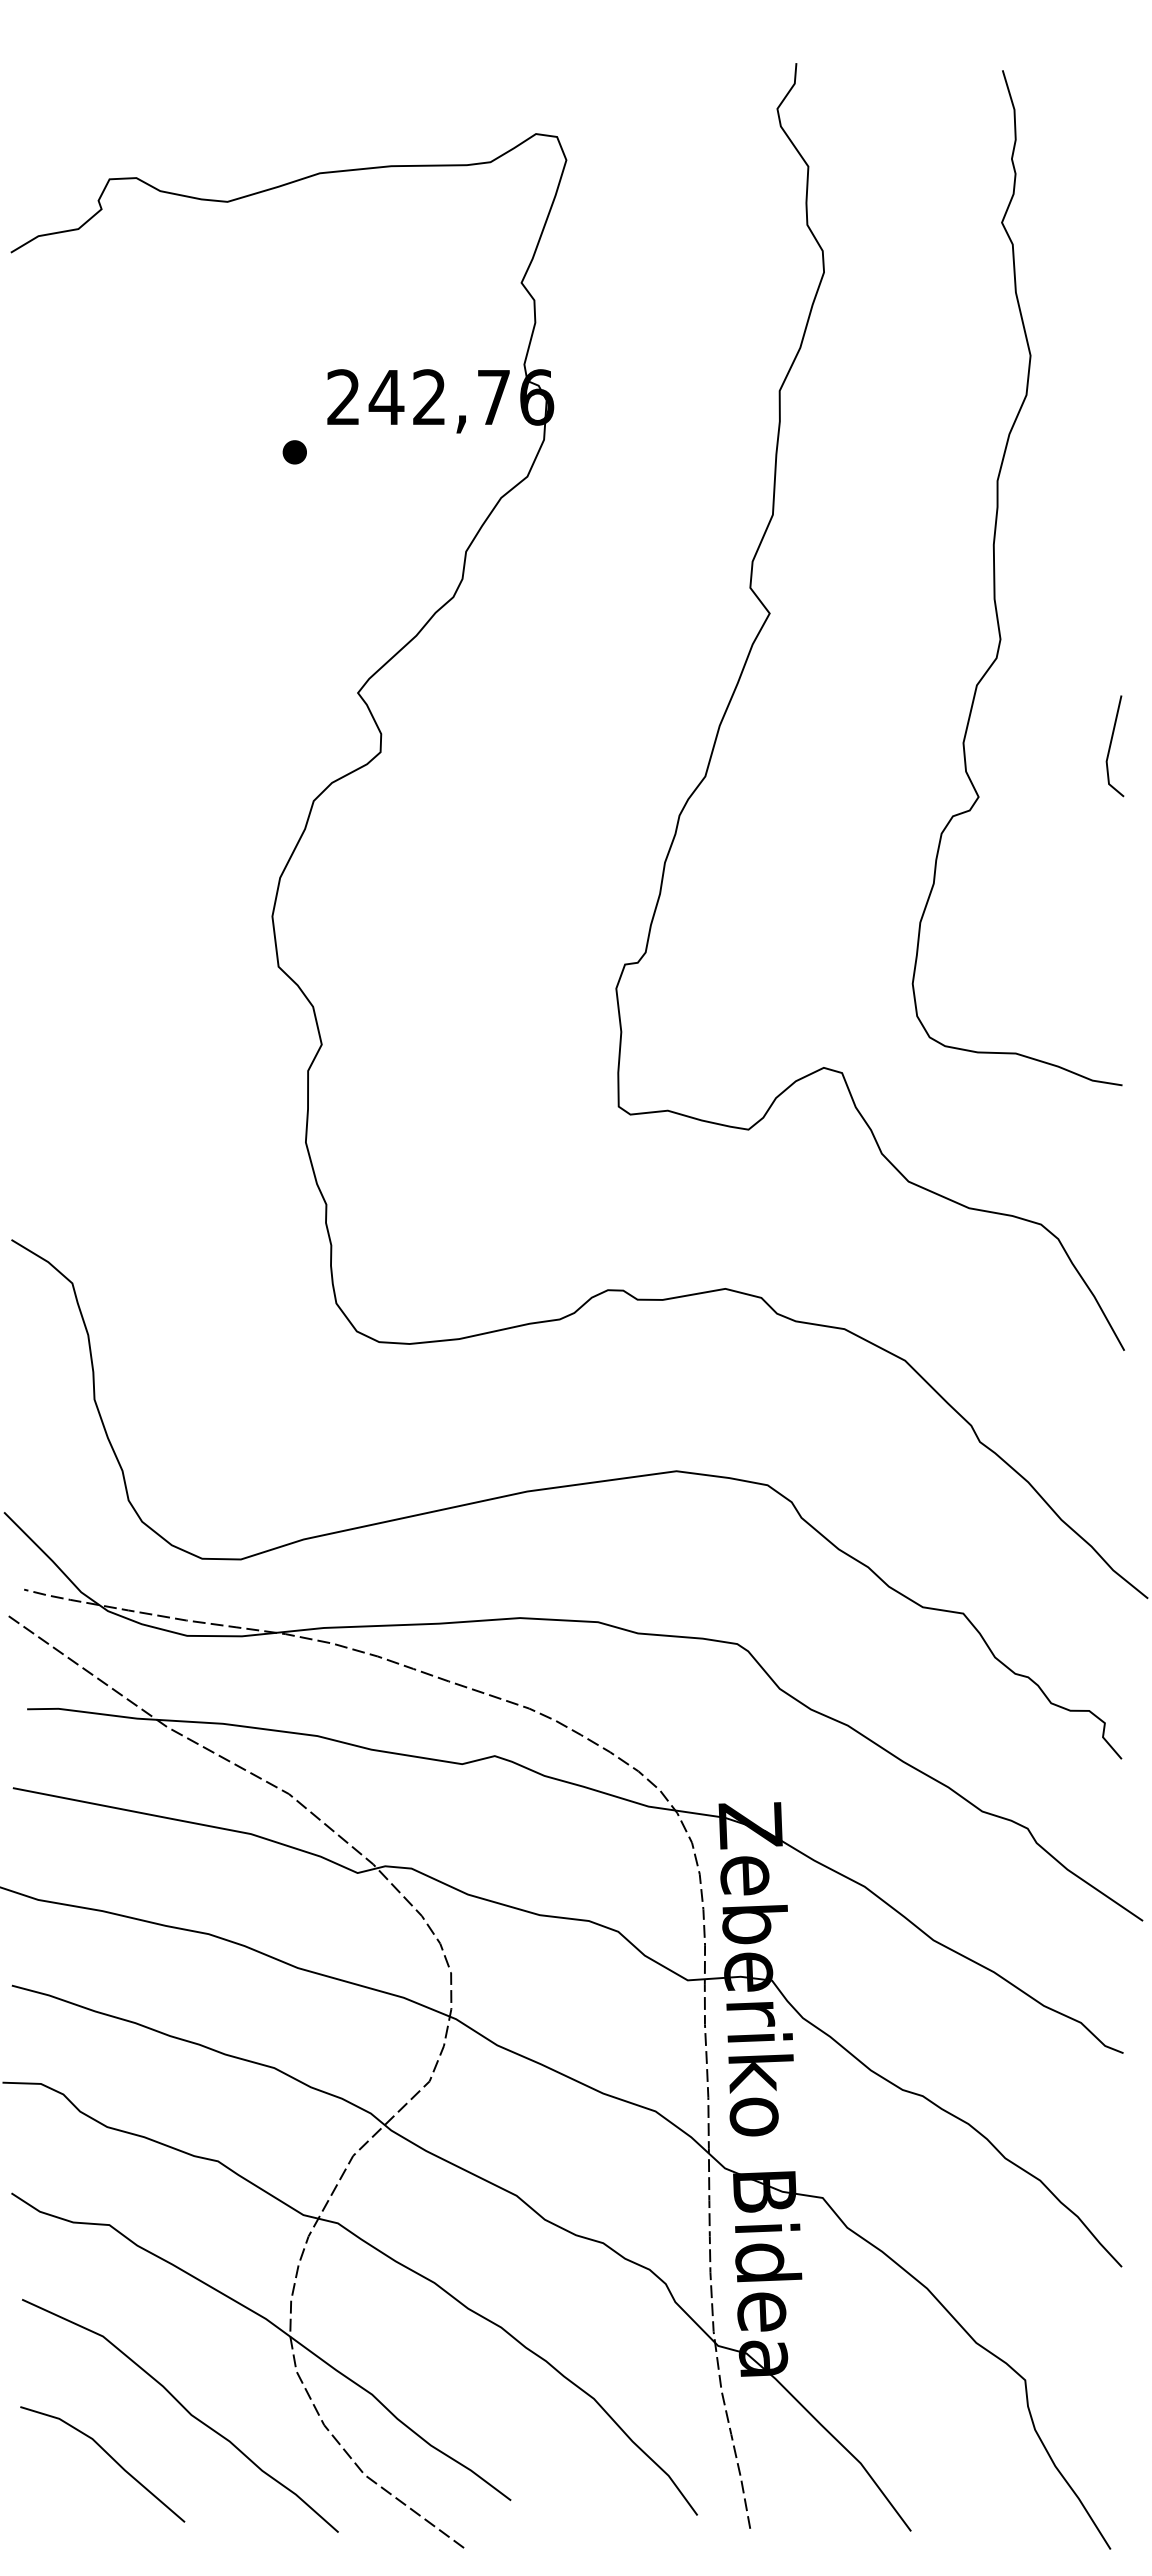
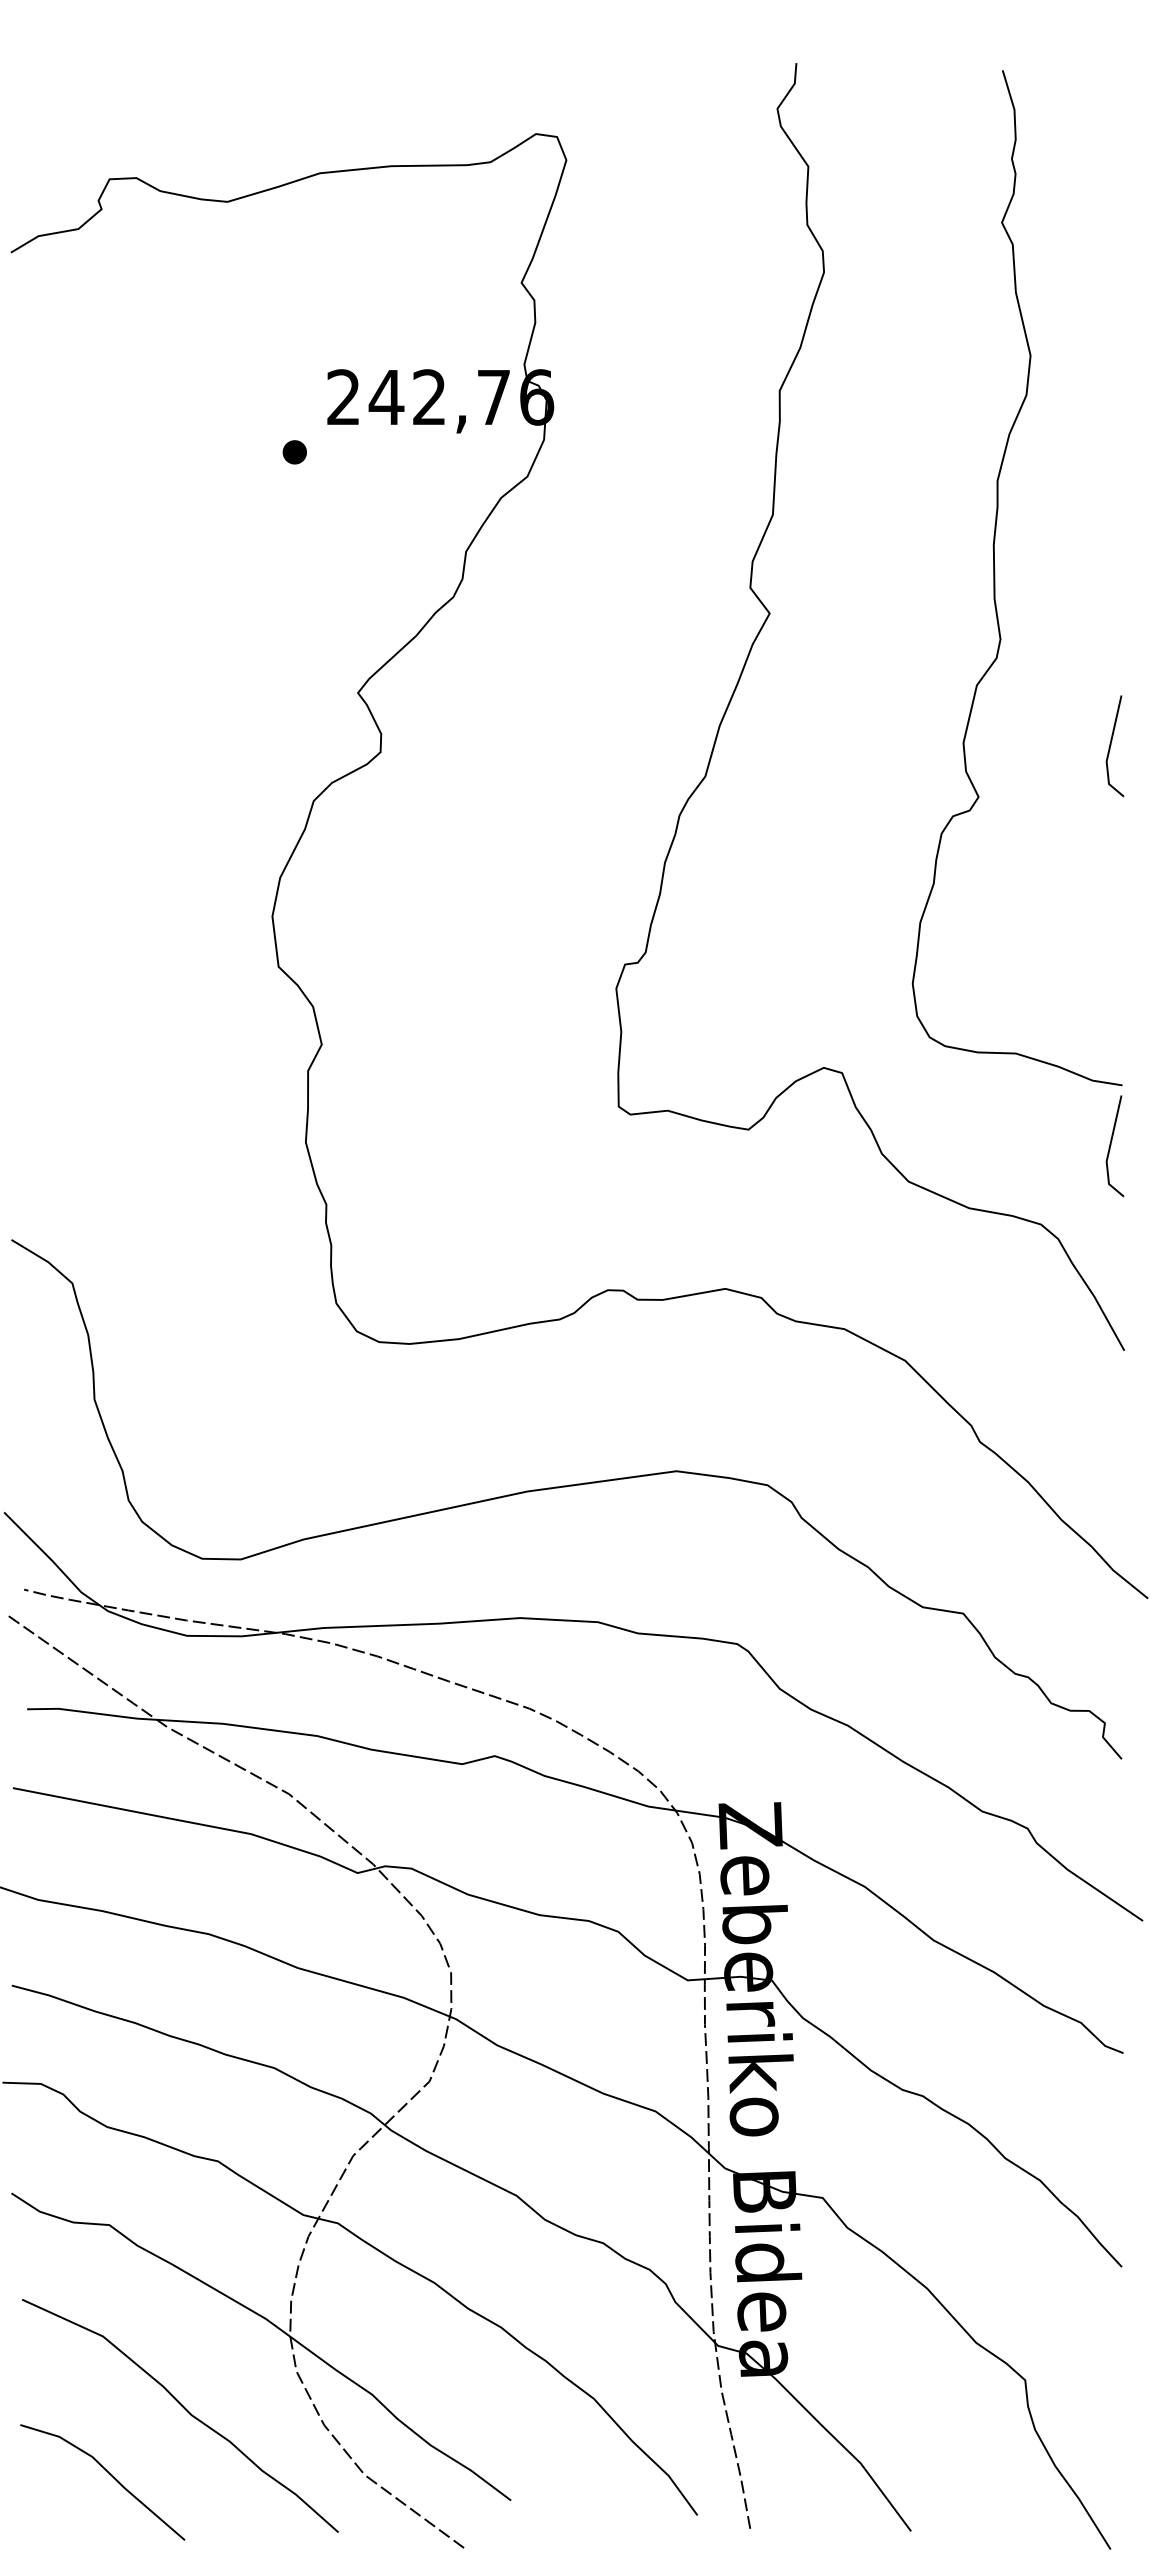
line: none -> present (1111, 1145)
line position: (109, 2456) -> (109, 2474) (109, 2474)
